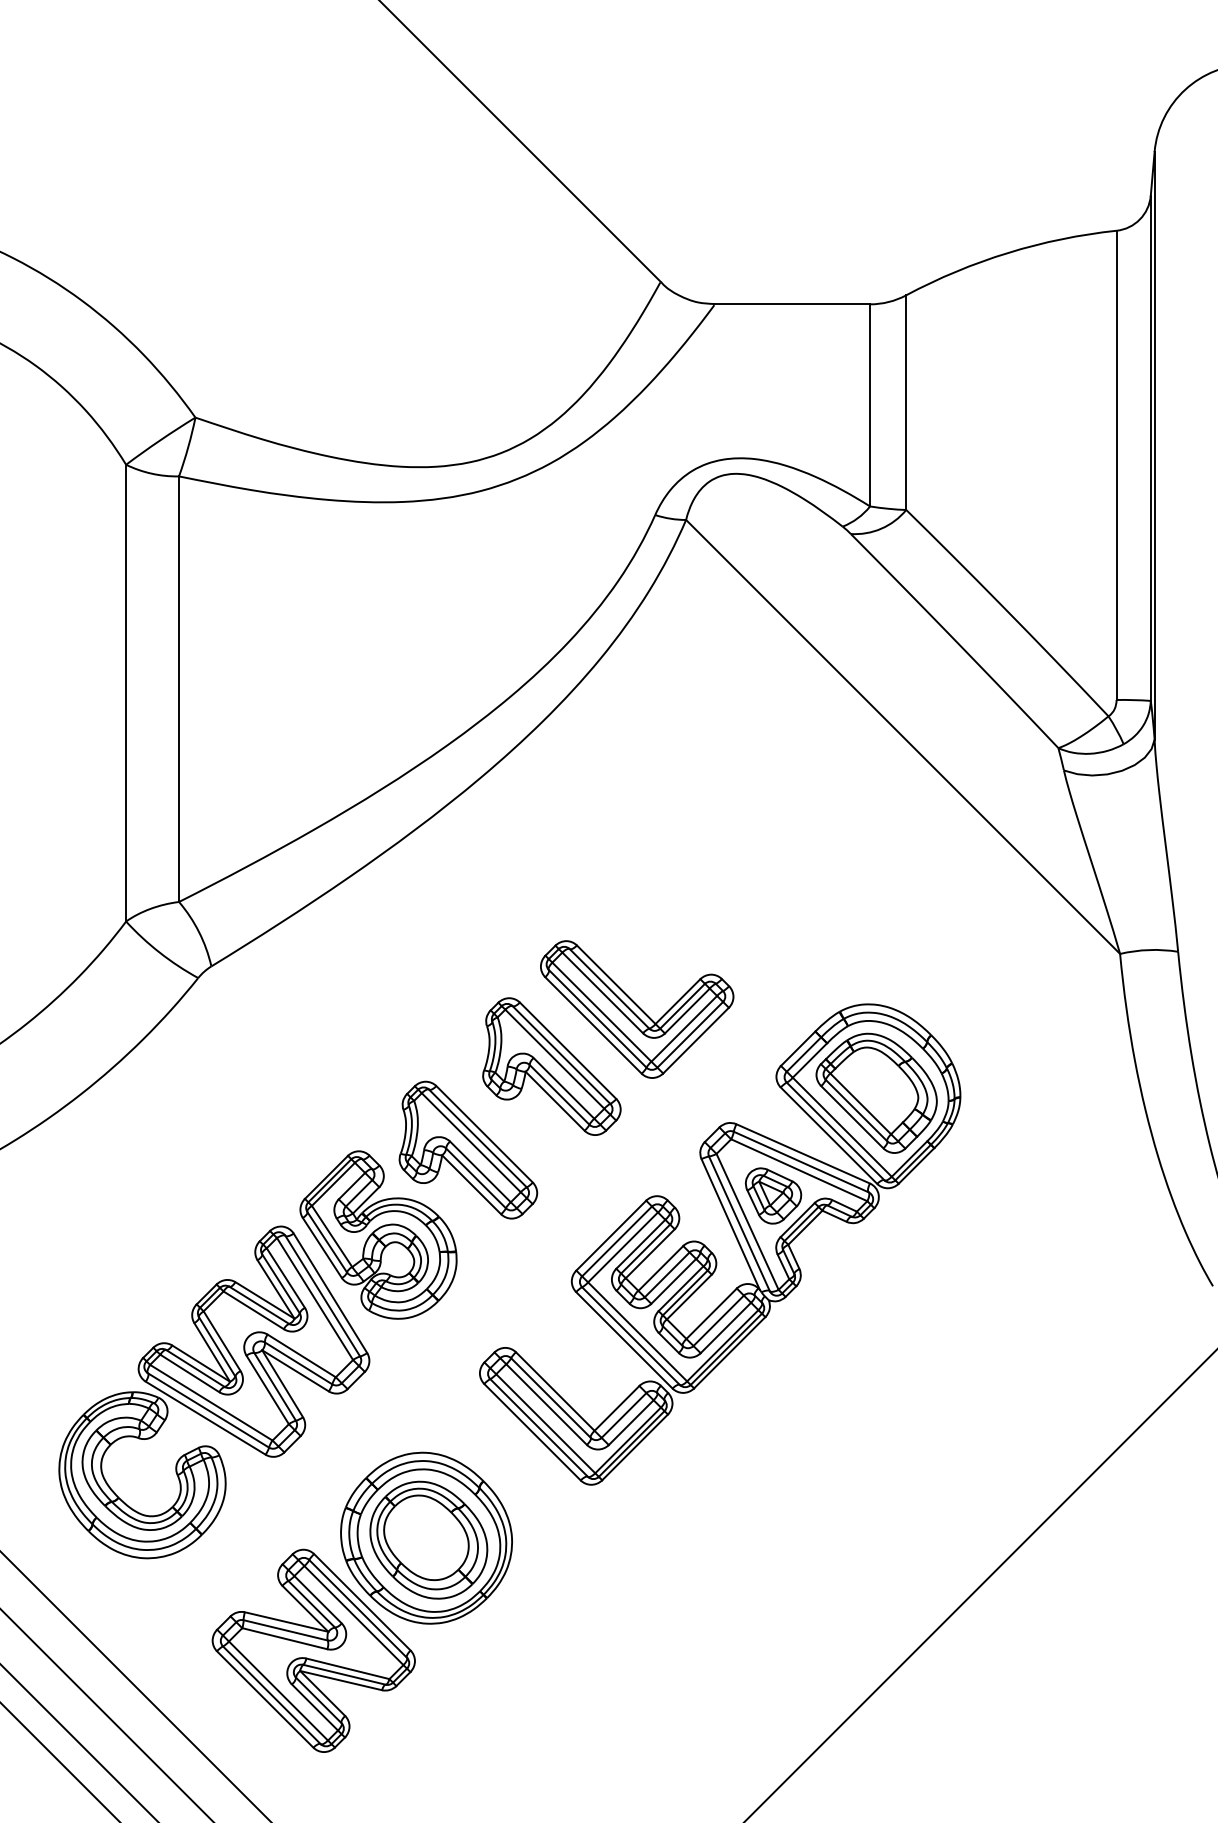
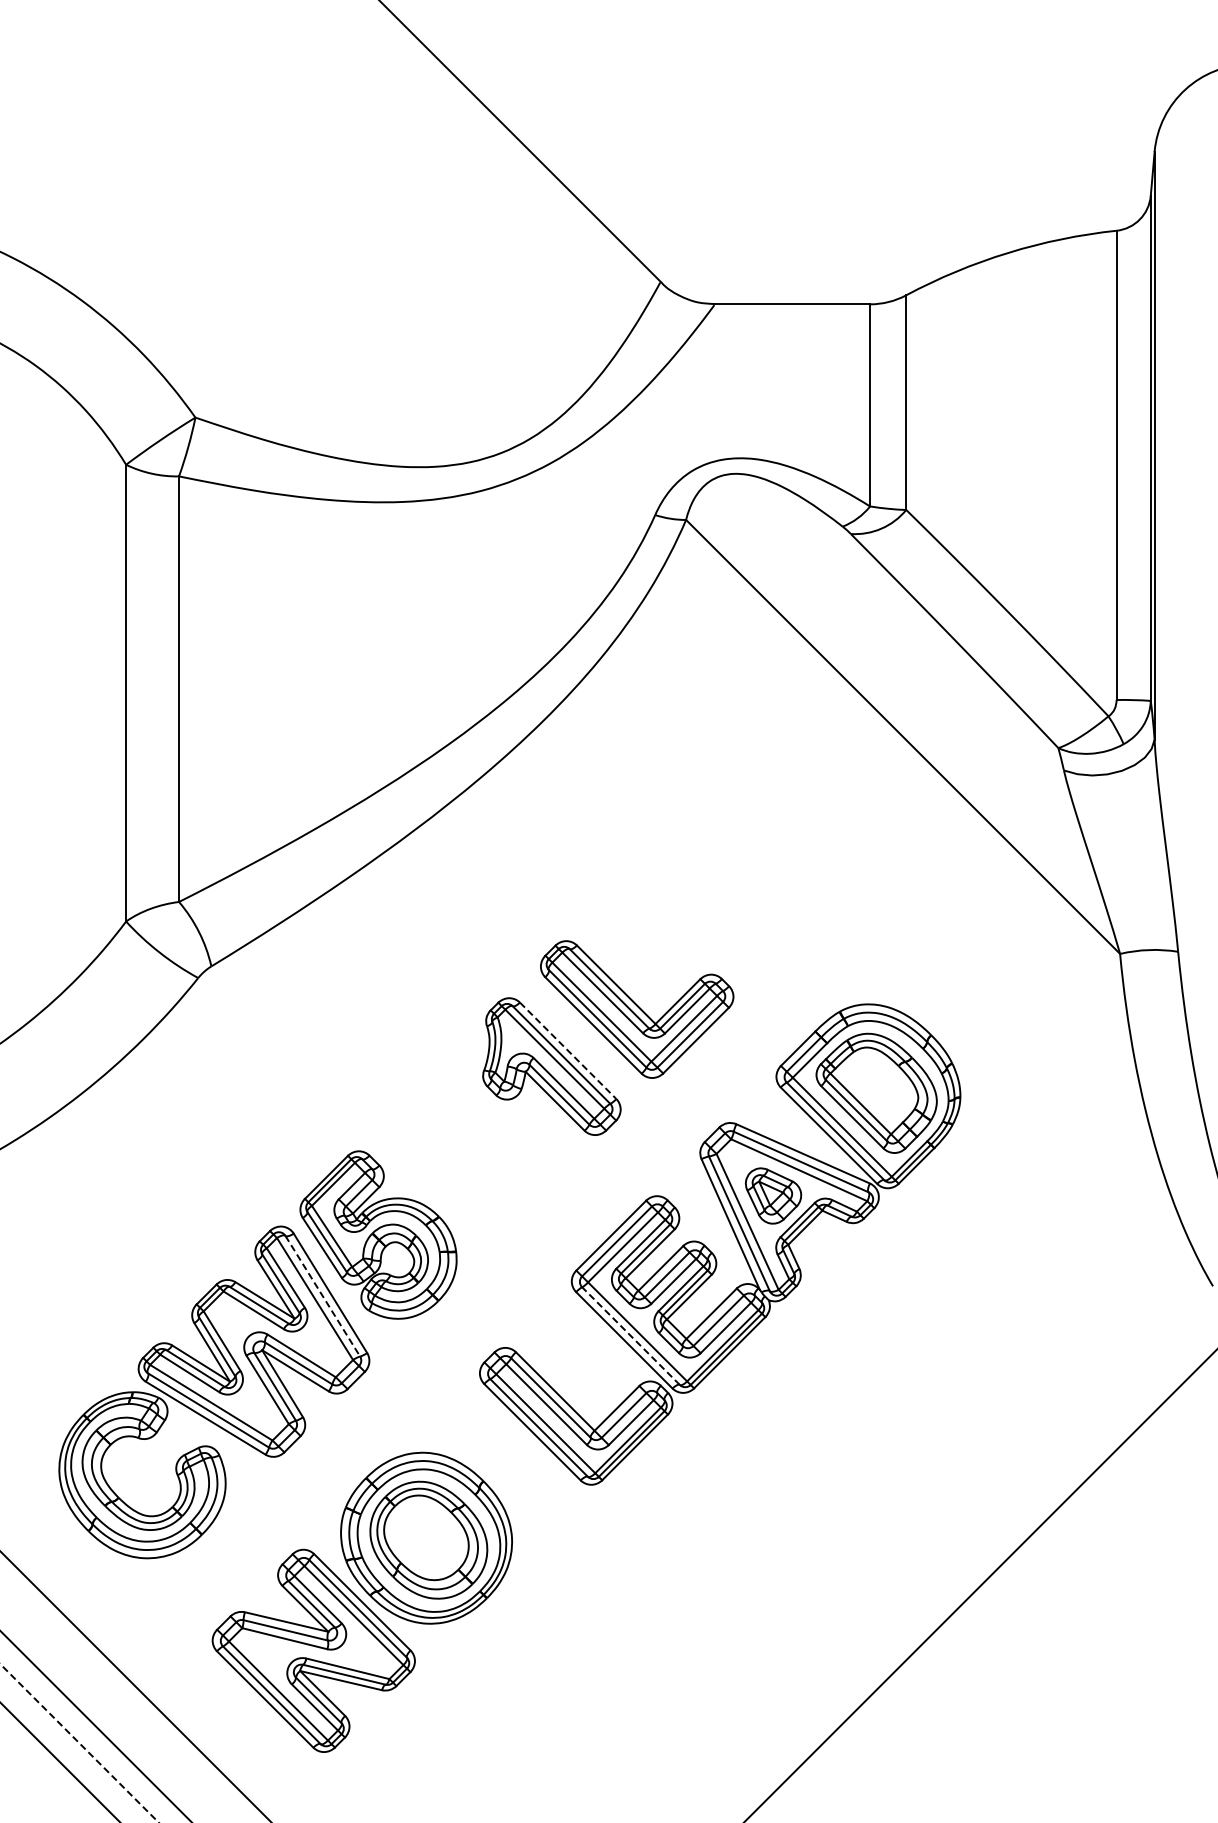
line: solid -> dashed (568, 1051)
part: present -> none (468, 1149)
line: solid -> dashed (322, 1296)
line: solid -> dashed (630, 1335)
line position: (106, 1714) -> (95, 1725) (95, 1725)
line: solid -> dashed (79, 1743)
